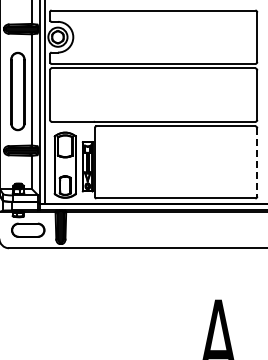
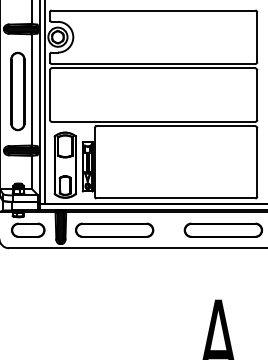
line: dashed -> solid (257, 162)
part: none -> present (114, 229)
part: none -> present (223, 229)
